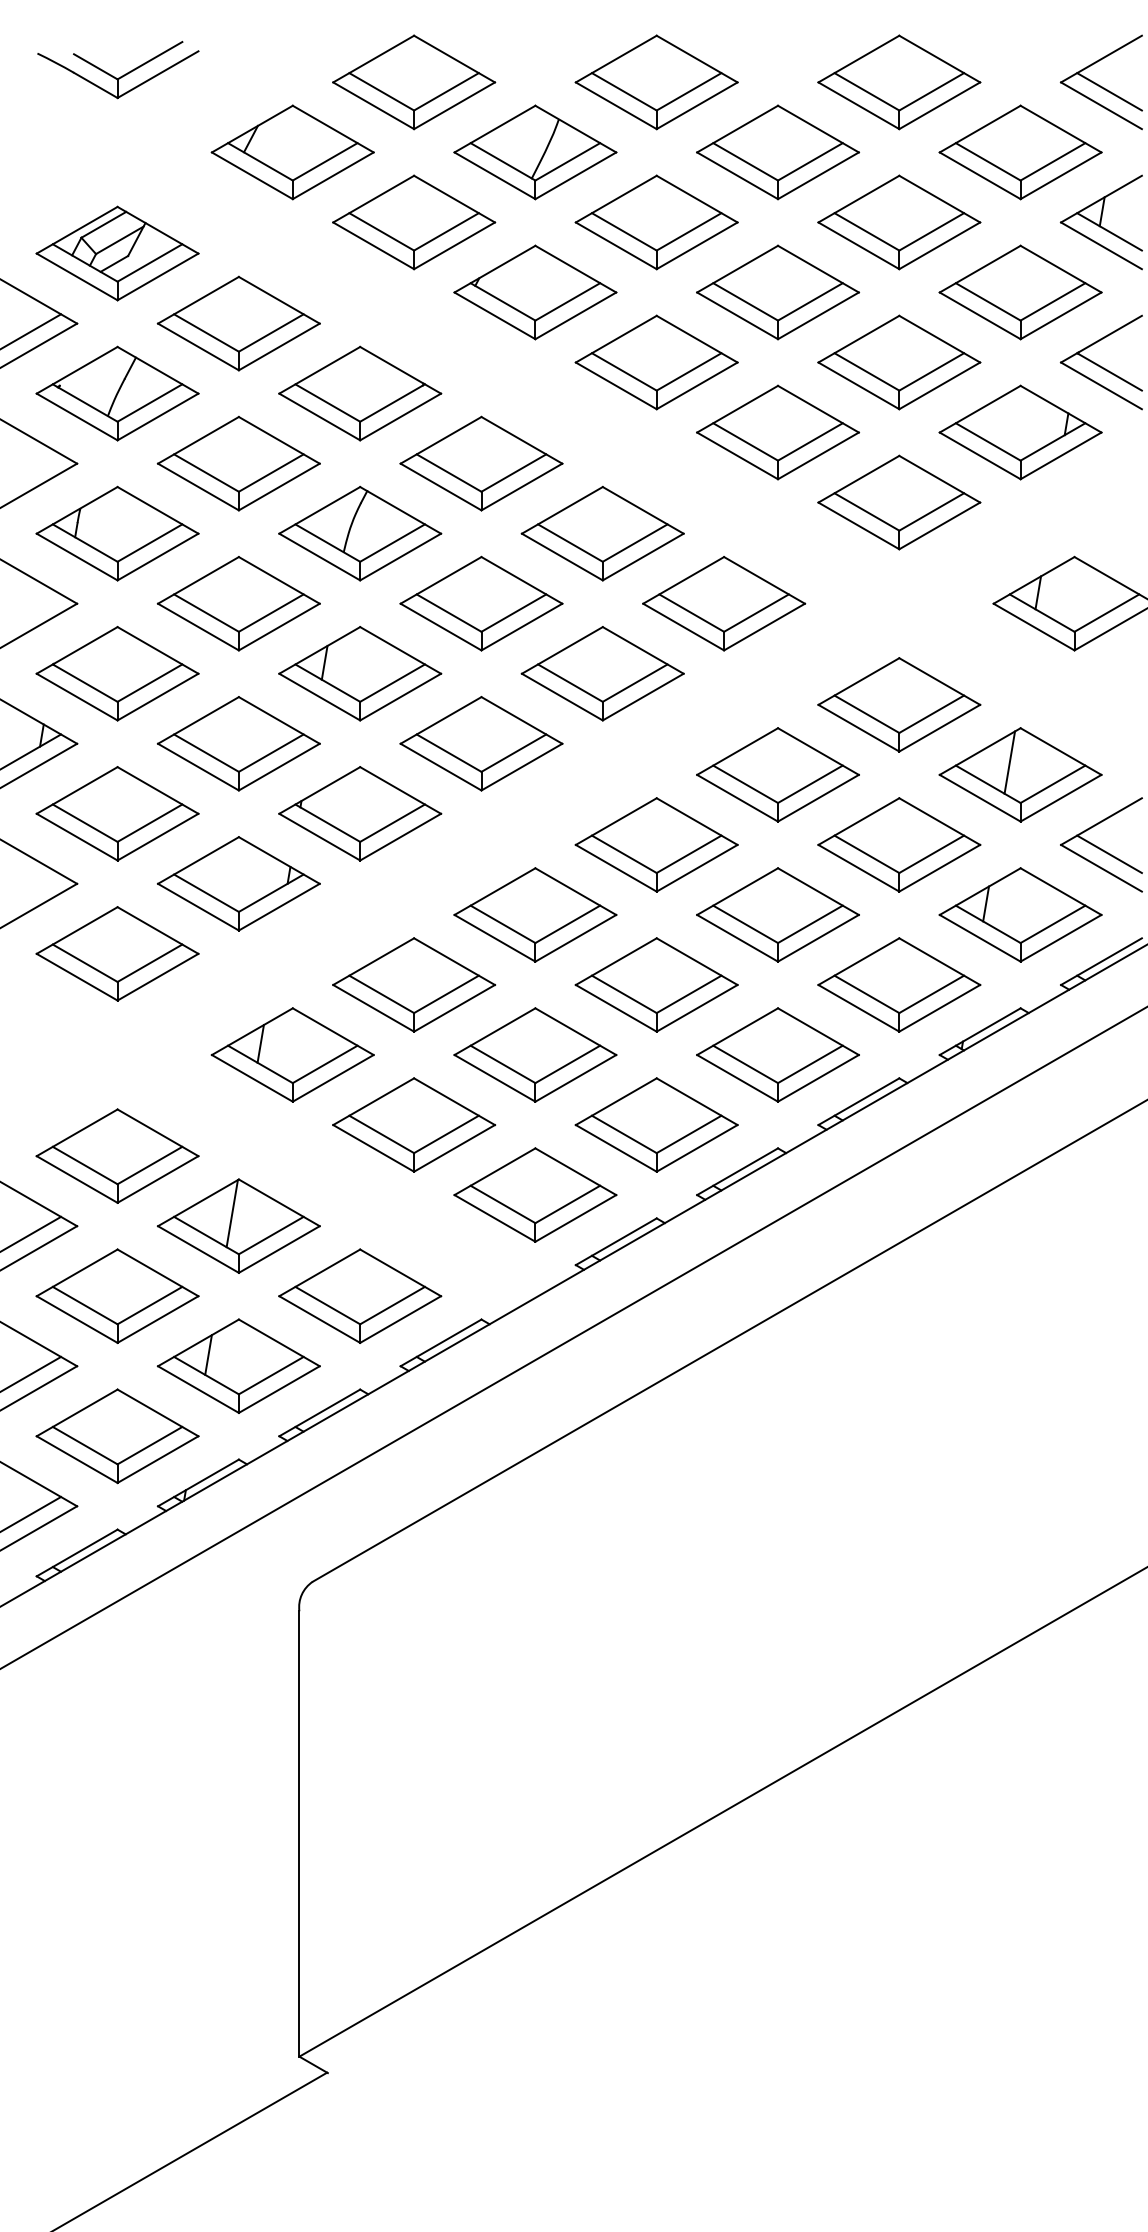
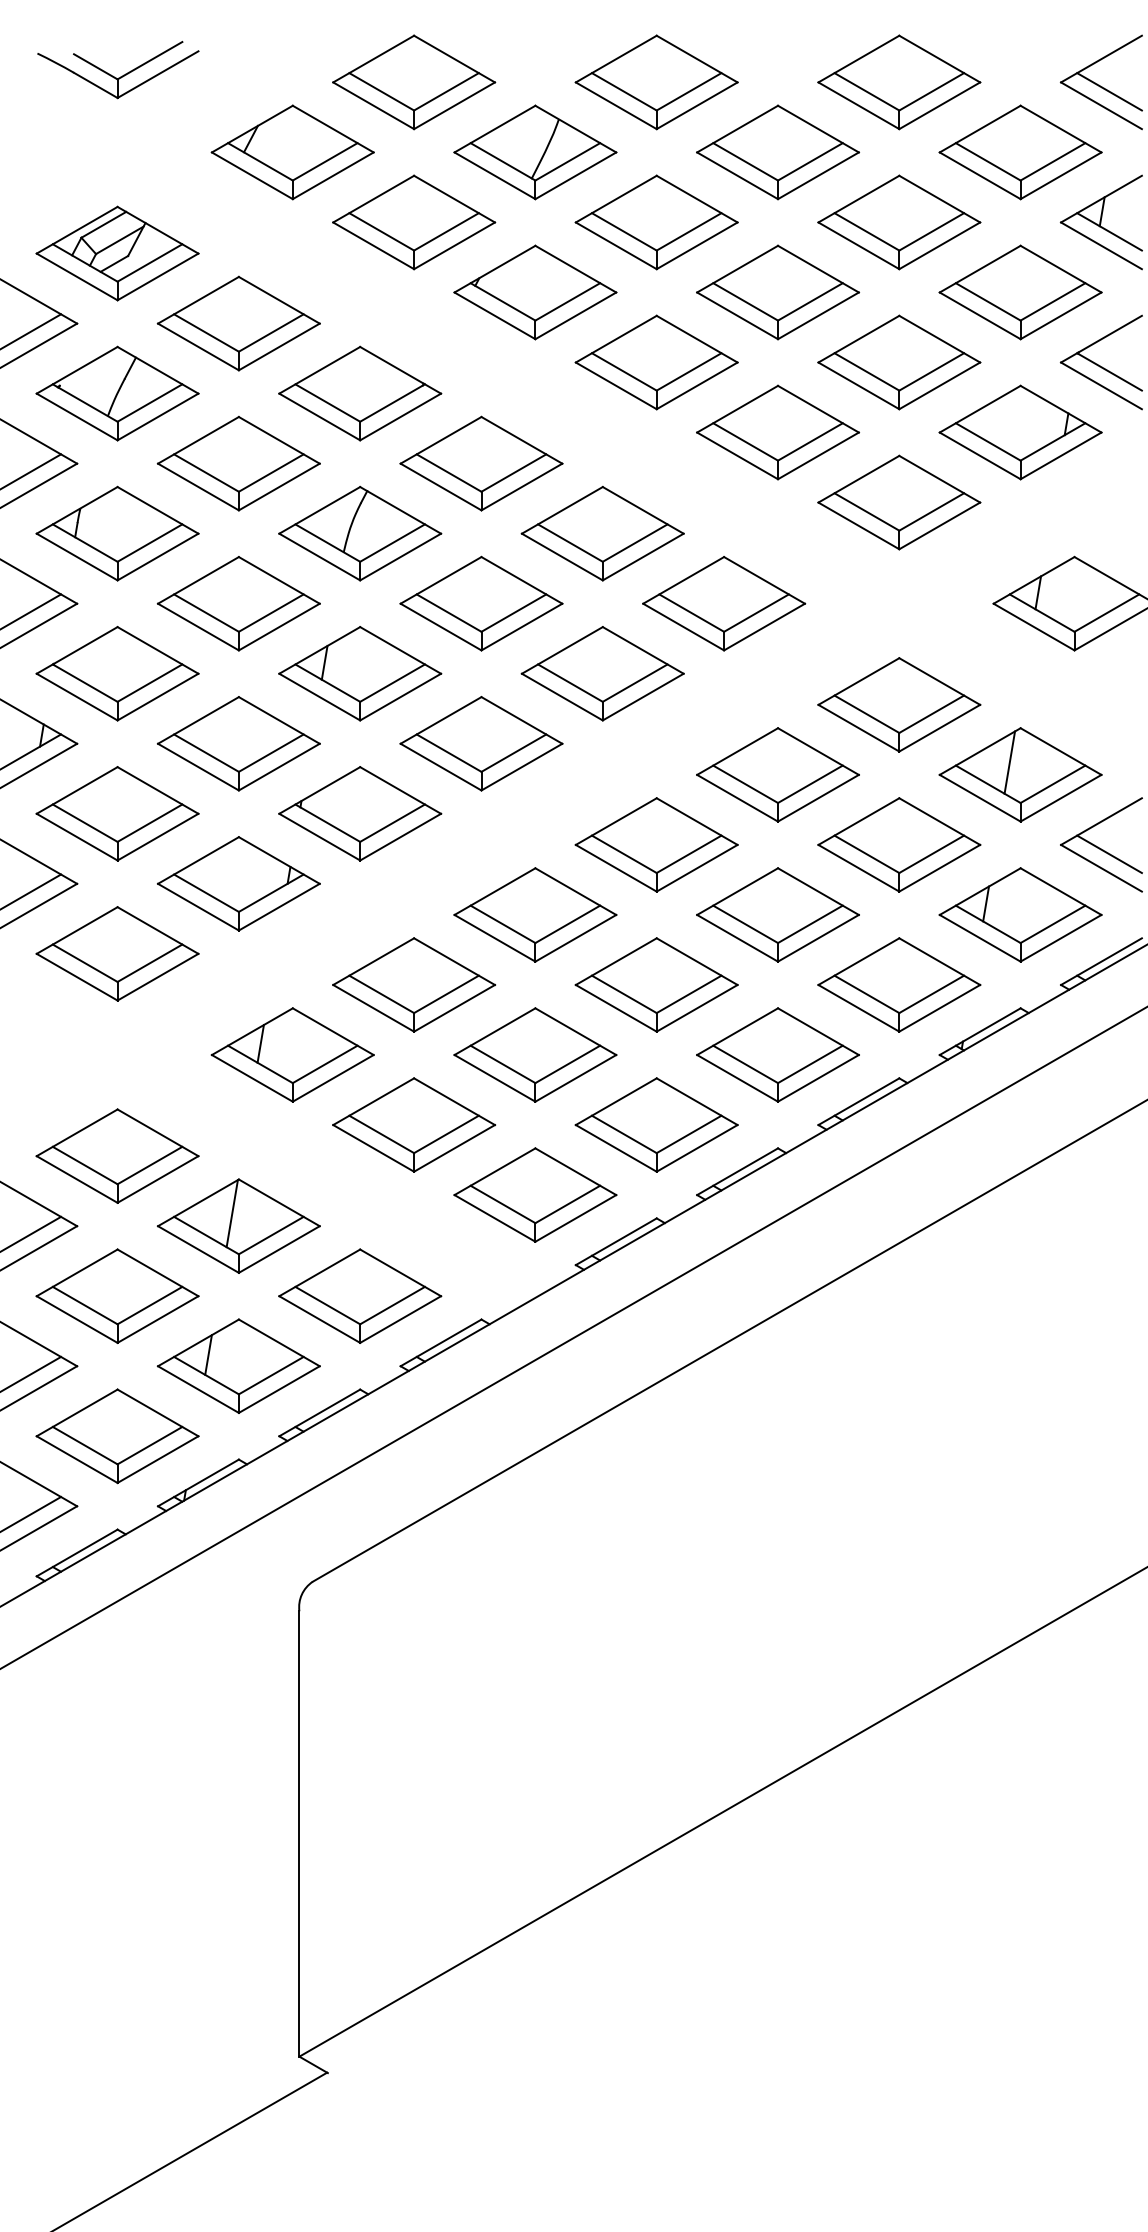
line: none -> present (31, 471)
line: none -> present (31, 611)
line: none -> present (31, 891)
